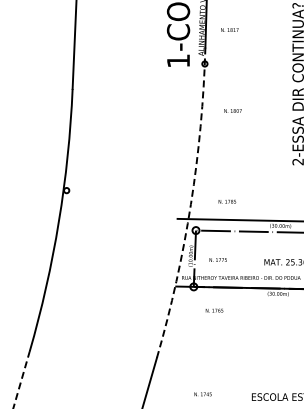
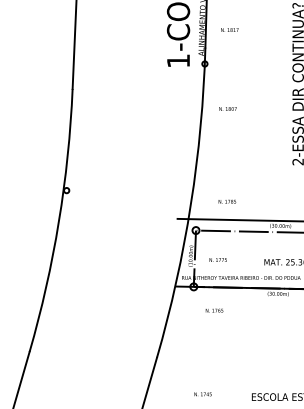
text position: (232, 110) -> (227, 108) (227, 108)
arc: dashed -> solid (190, 204)
line: dashed -> solid (21, 379)
